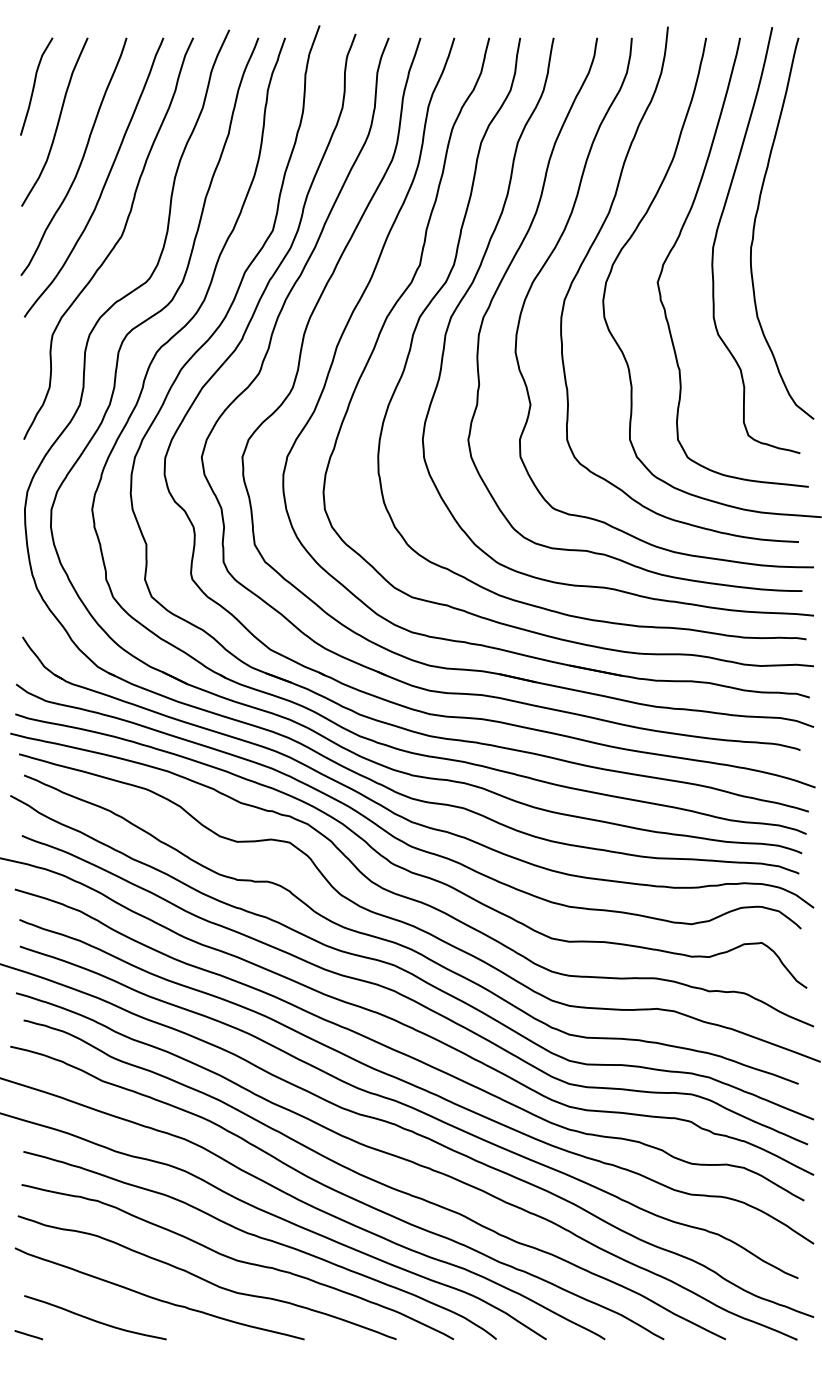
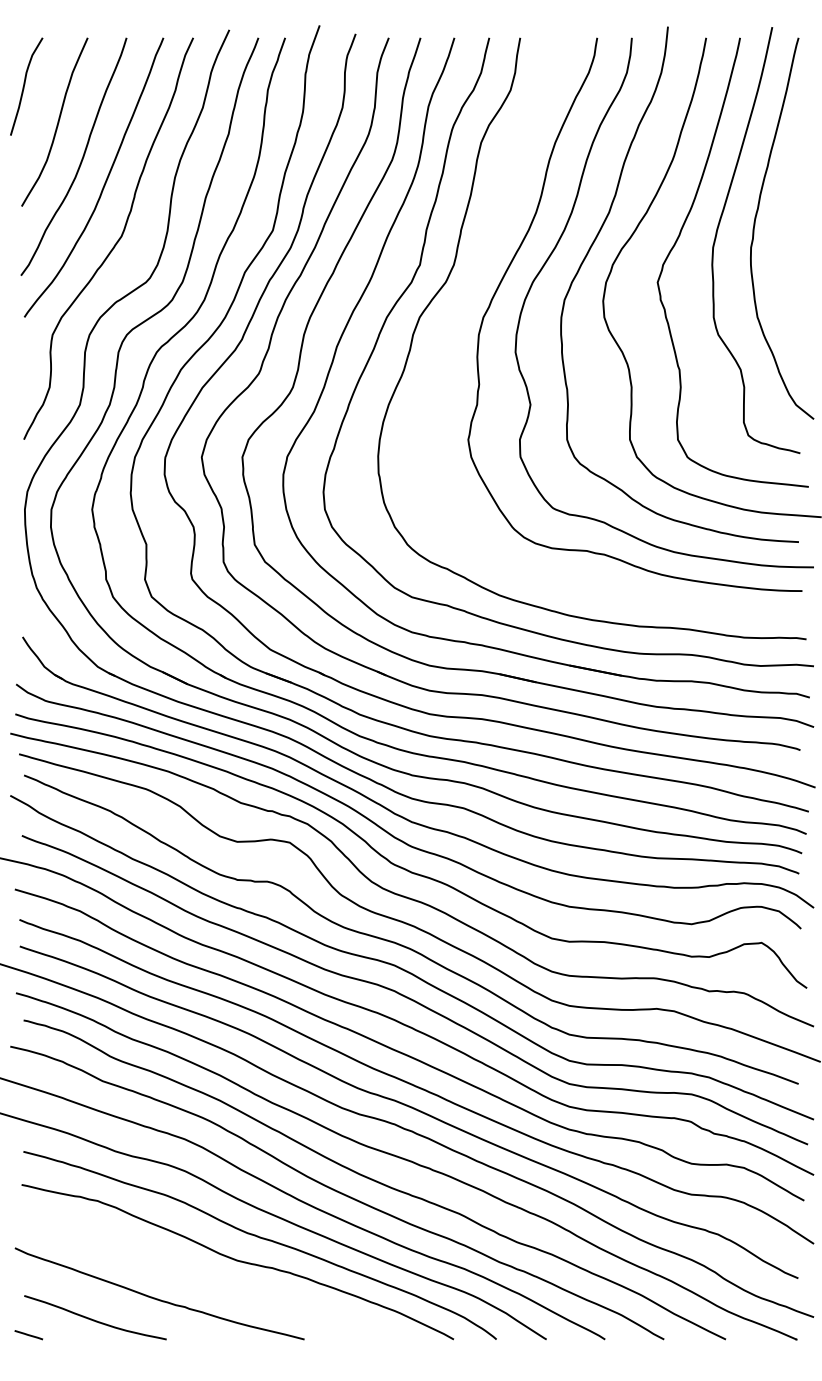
curve position: (34, 86) -> (24, 86) (24, 86)
curve: present -> none (480, 268)
curve: present -> none (206, 1279)
